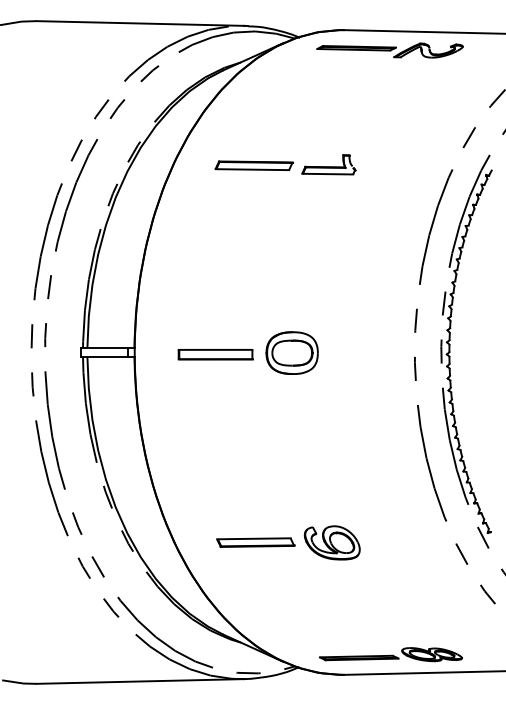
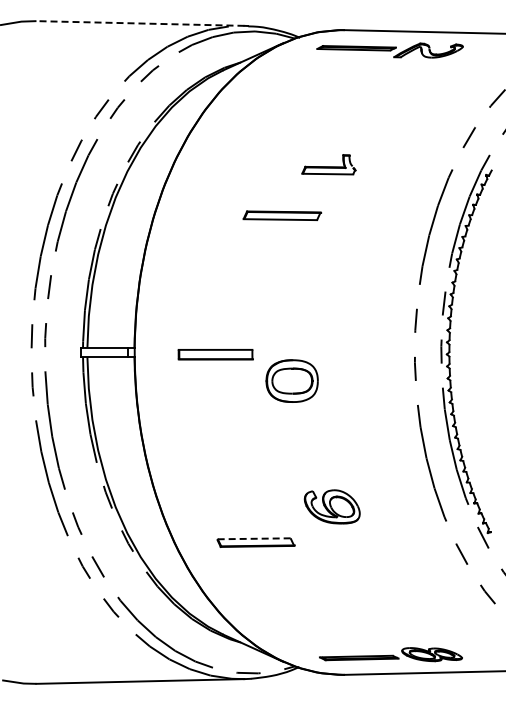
line: solid -> dashed (139, 23)
part position: (253, 165) -> (281, 215) (281, 215)
part position: (291, 352) -> (291, 380) (291, 380)
line: solid -> dashed (253, 538)
part position: (331, 542) -> (331, 506) (331, 506)
